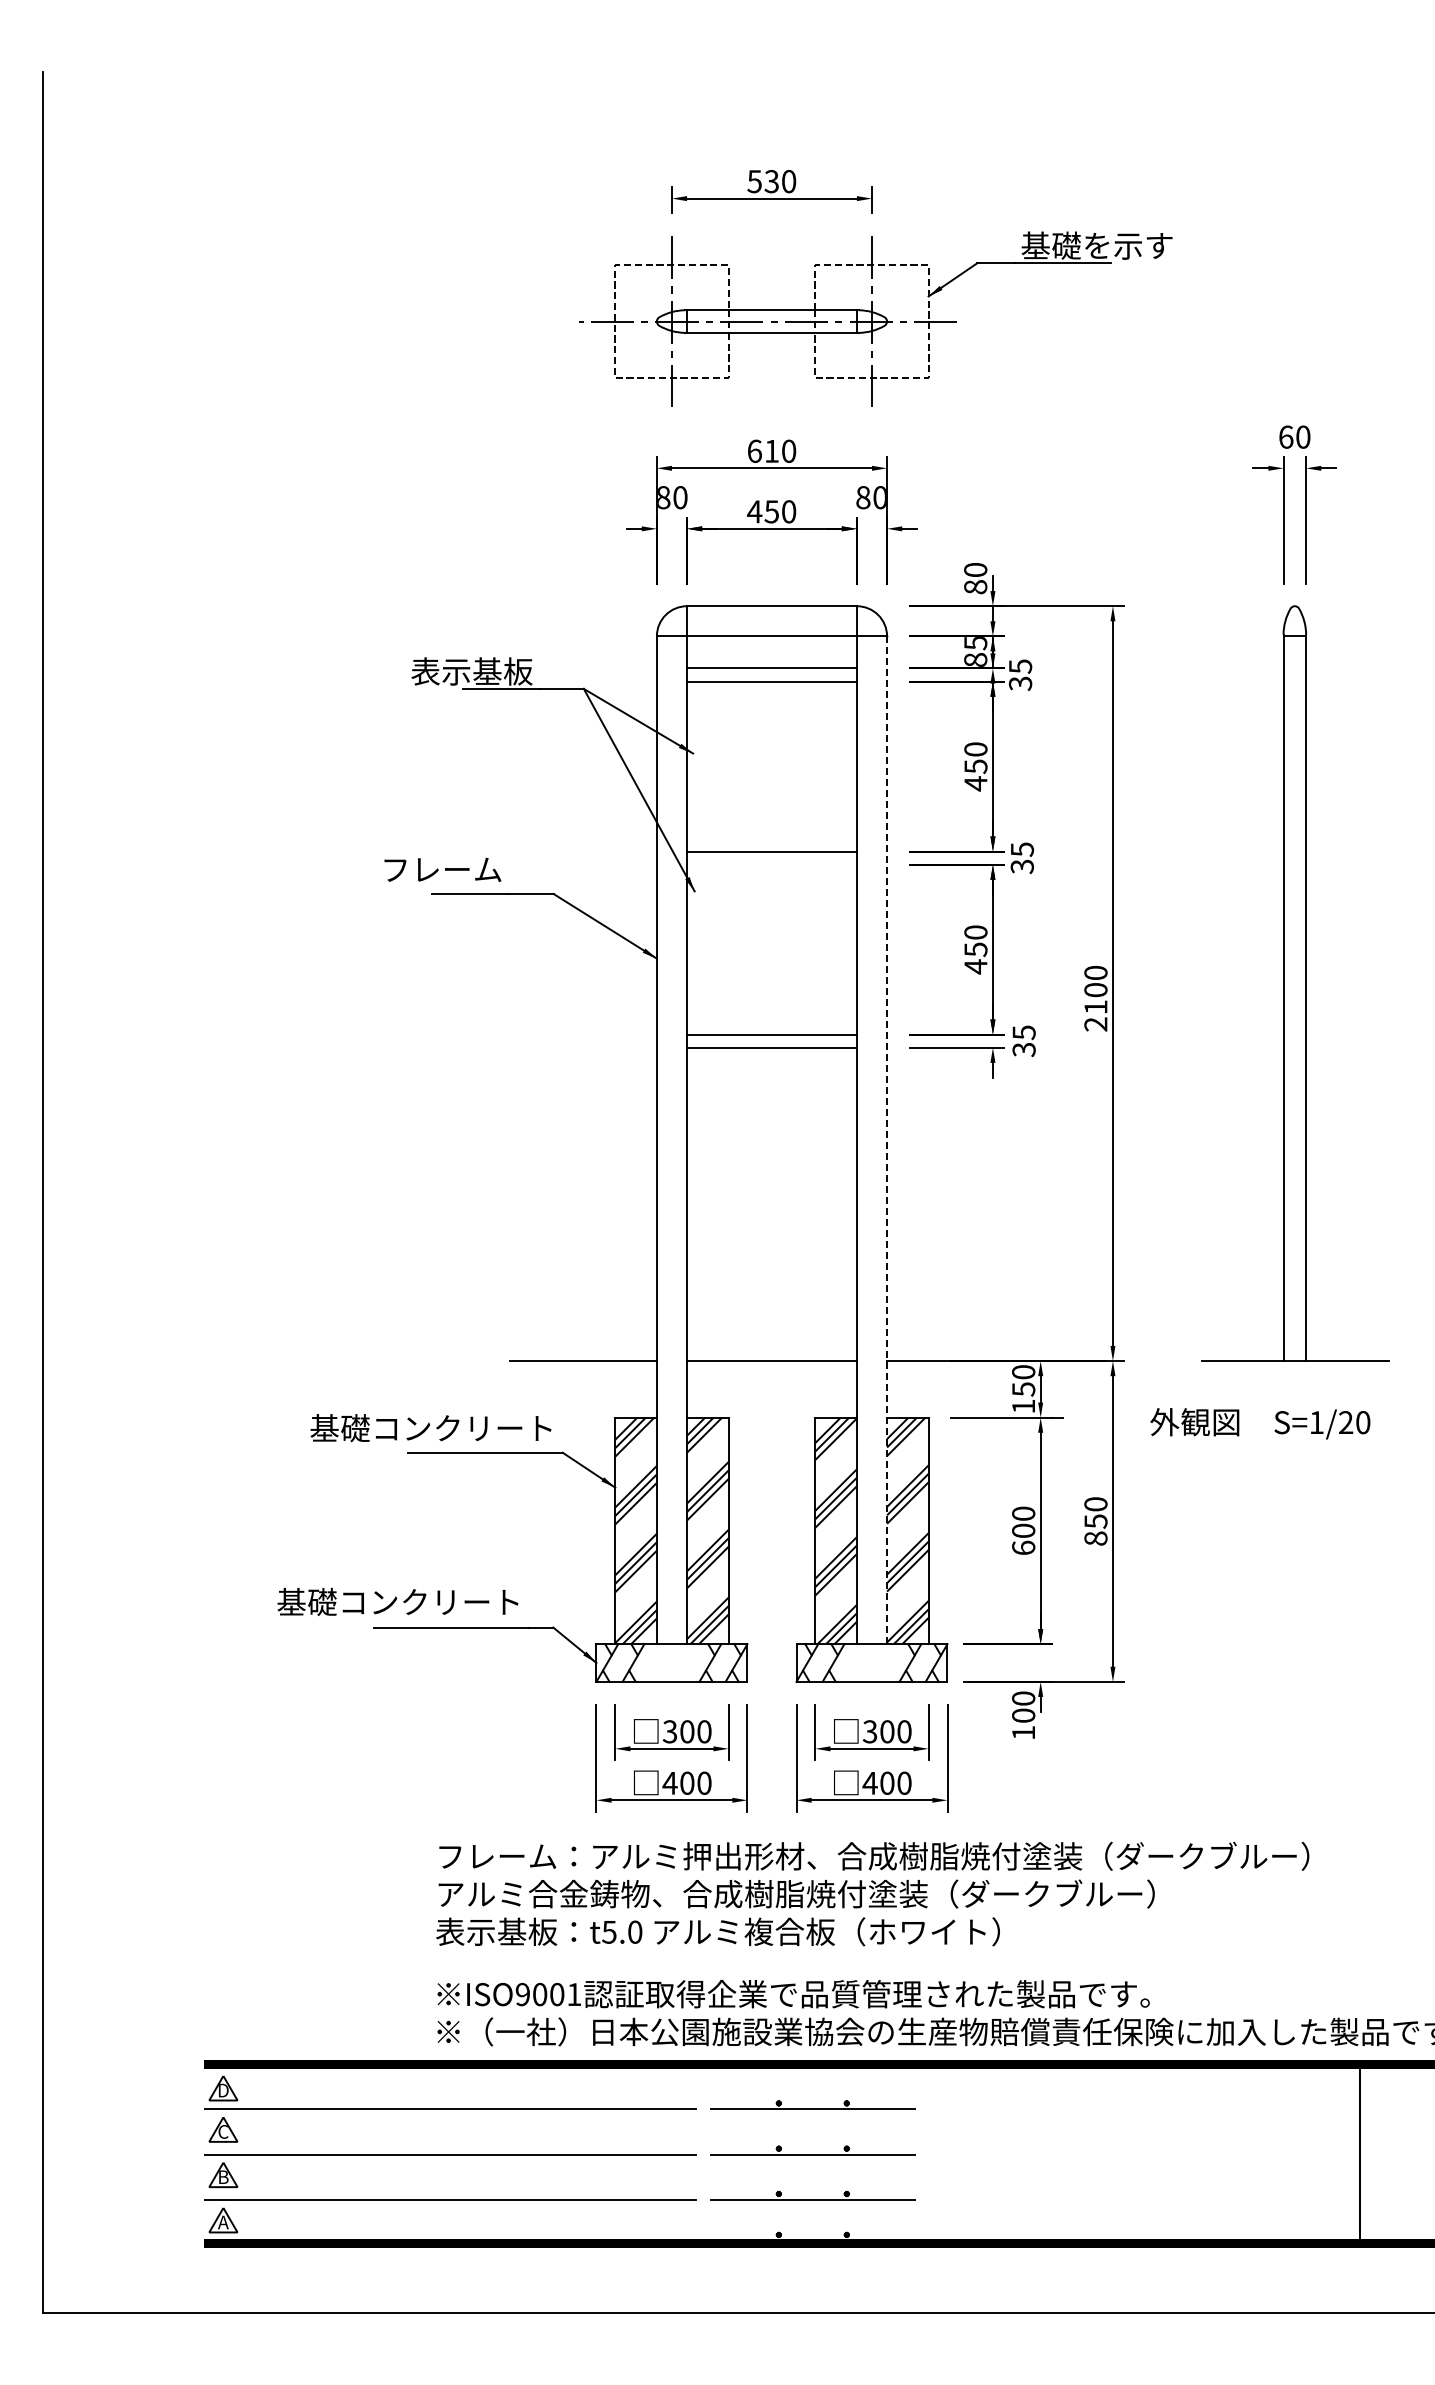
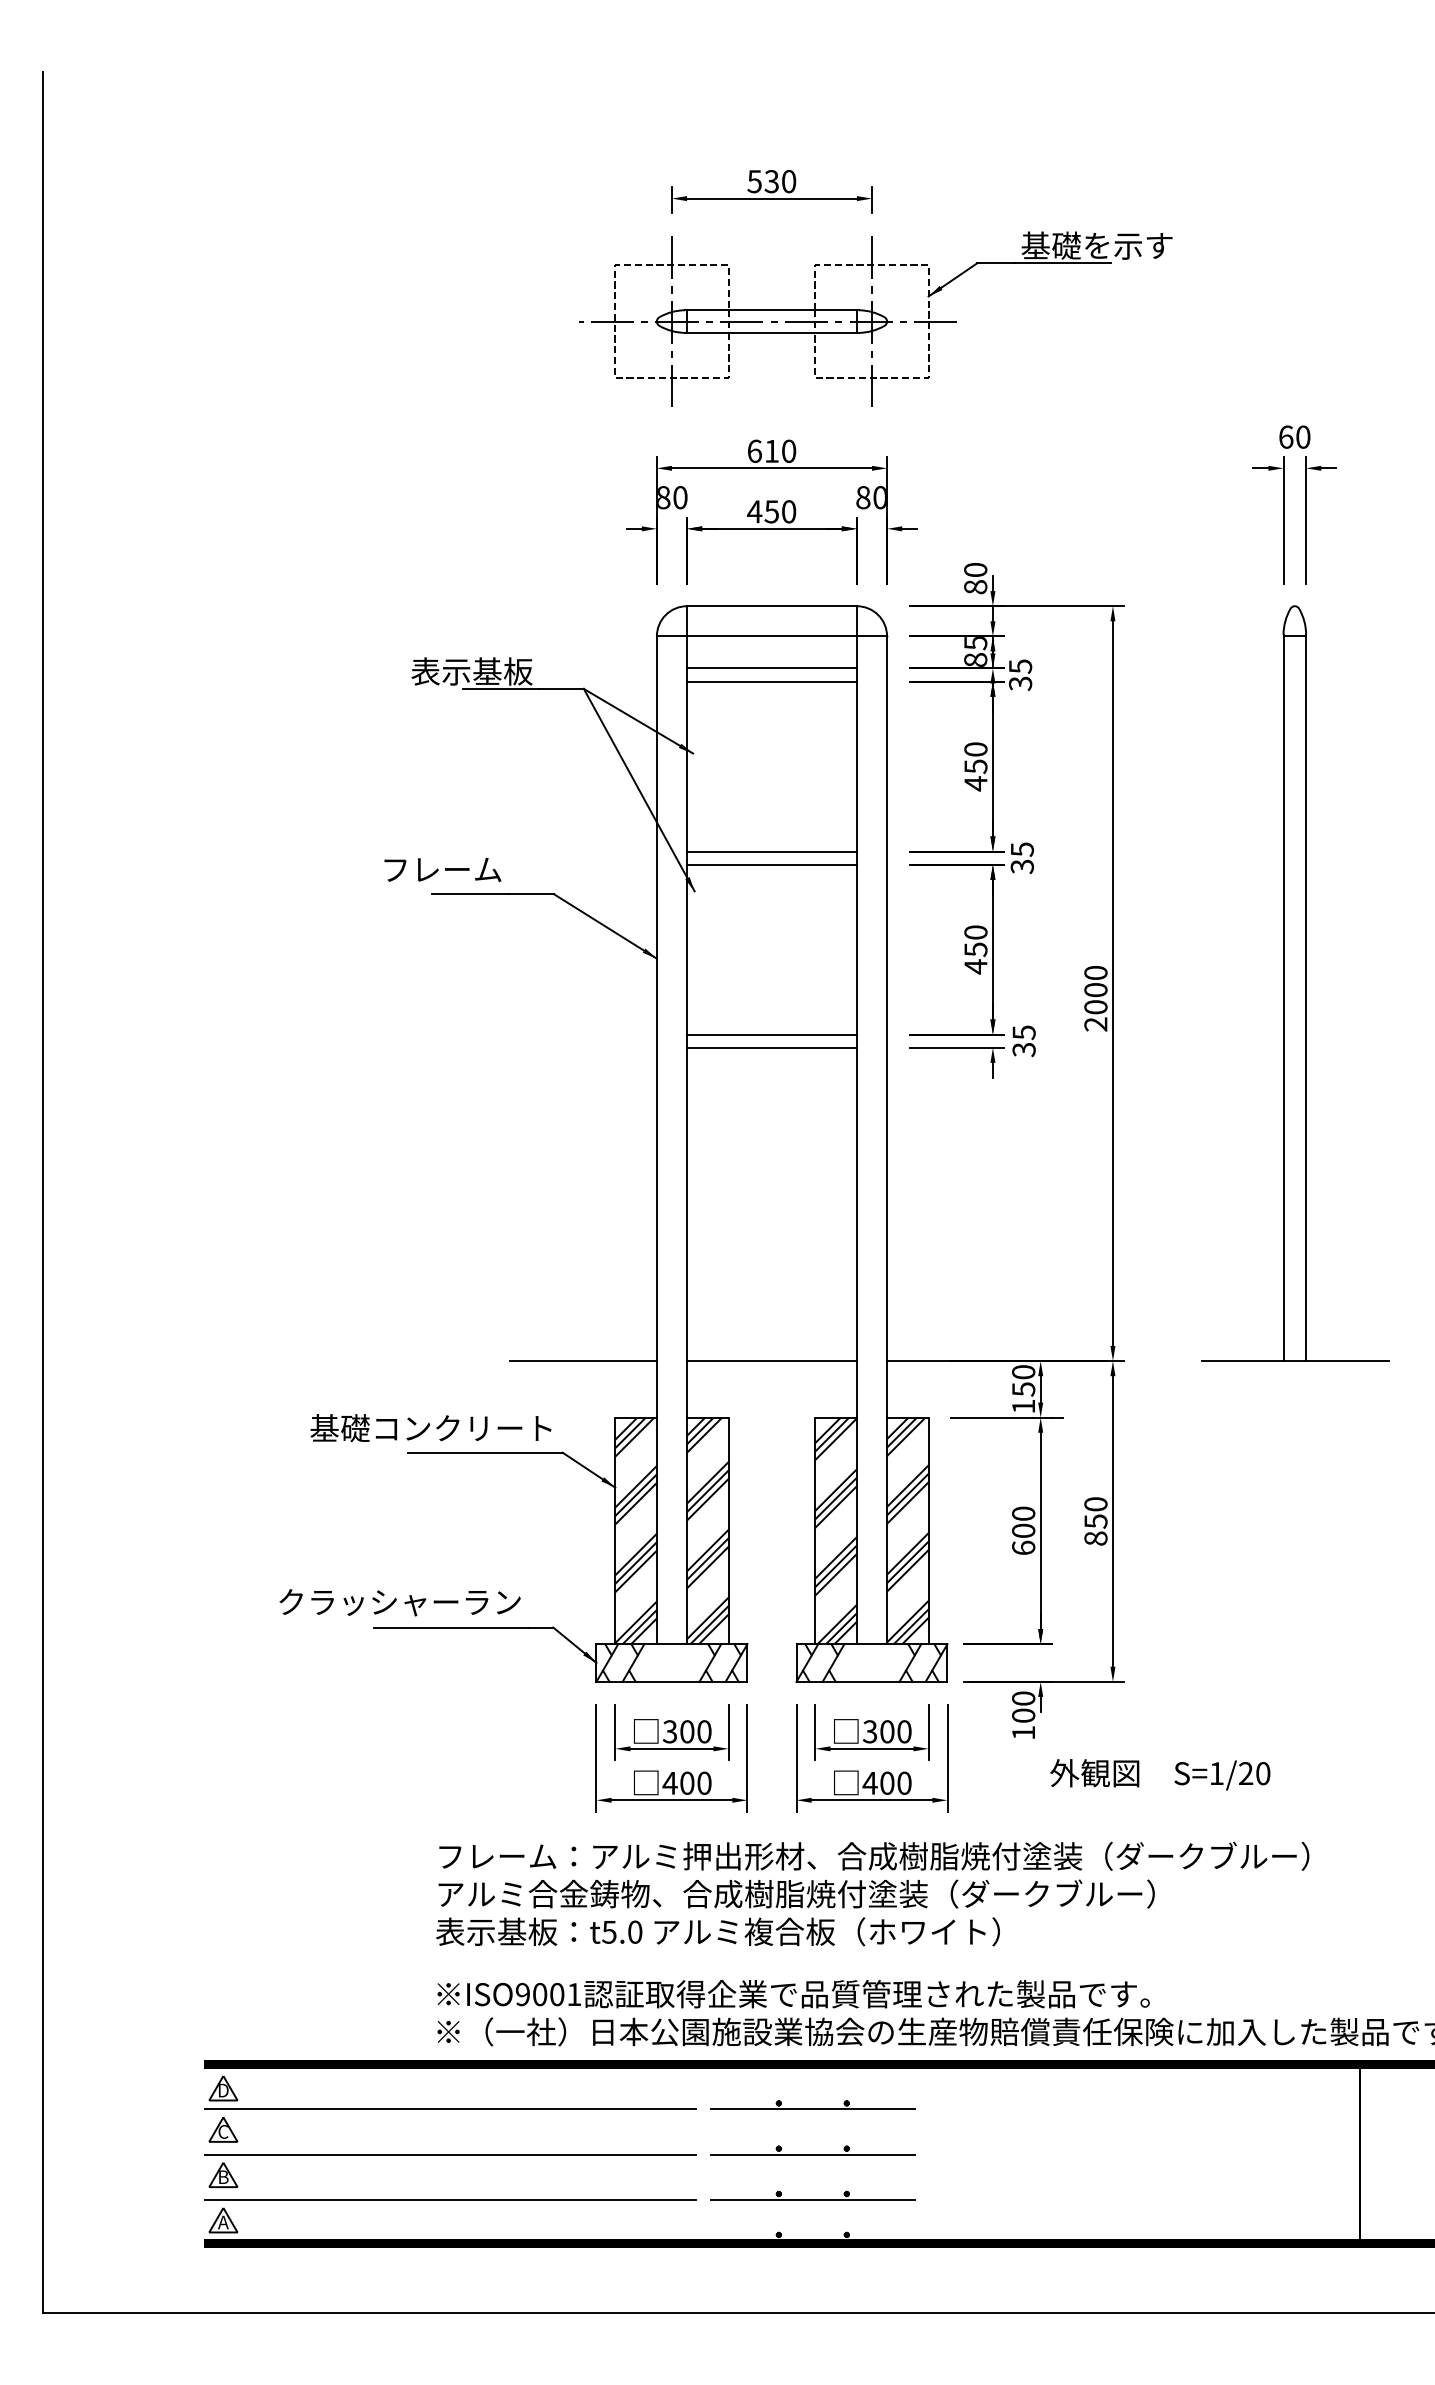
line: none -> present (771, 864)
text: 2100 -> 2000 (1095, 1007)
line: dashed -> solid (887, 1140)
text position: (1260, 1423) -> (1160, 1774) (1160, 1774)
text: 基礎コンクリート -> クラッシャーラン (398, 1601)
